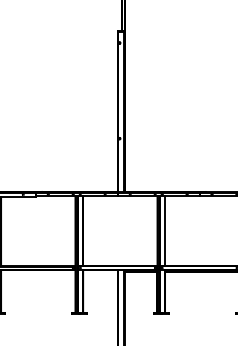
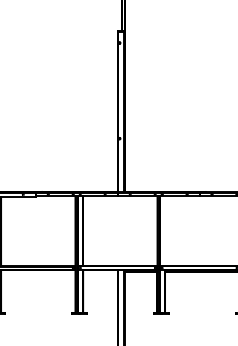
line: present -> none (164, 230)
